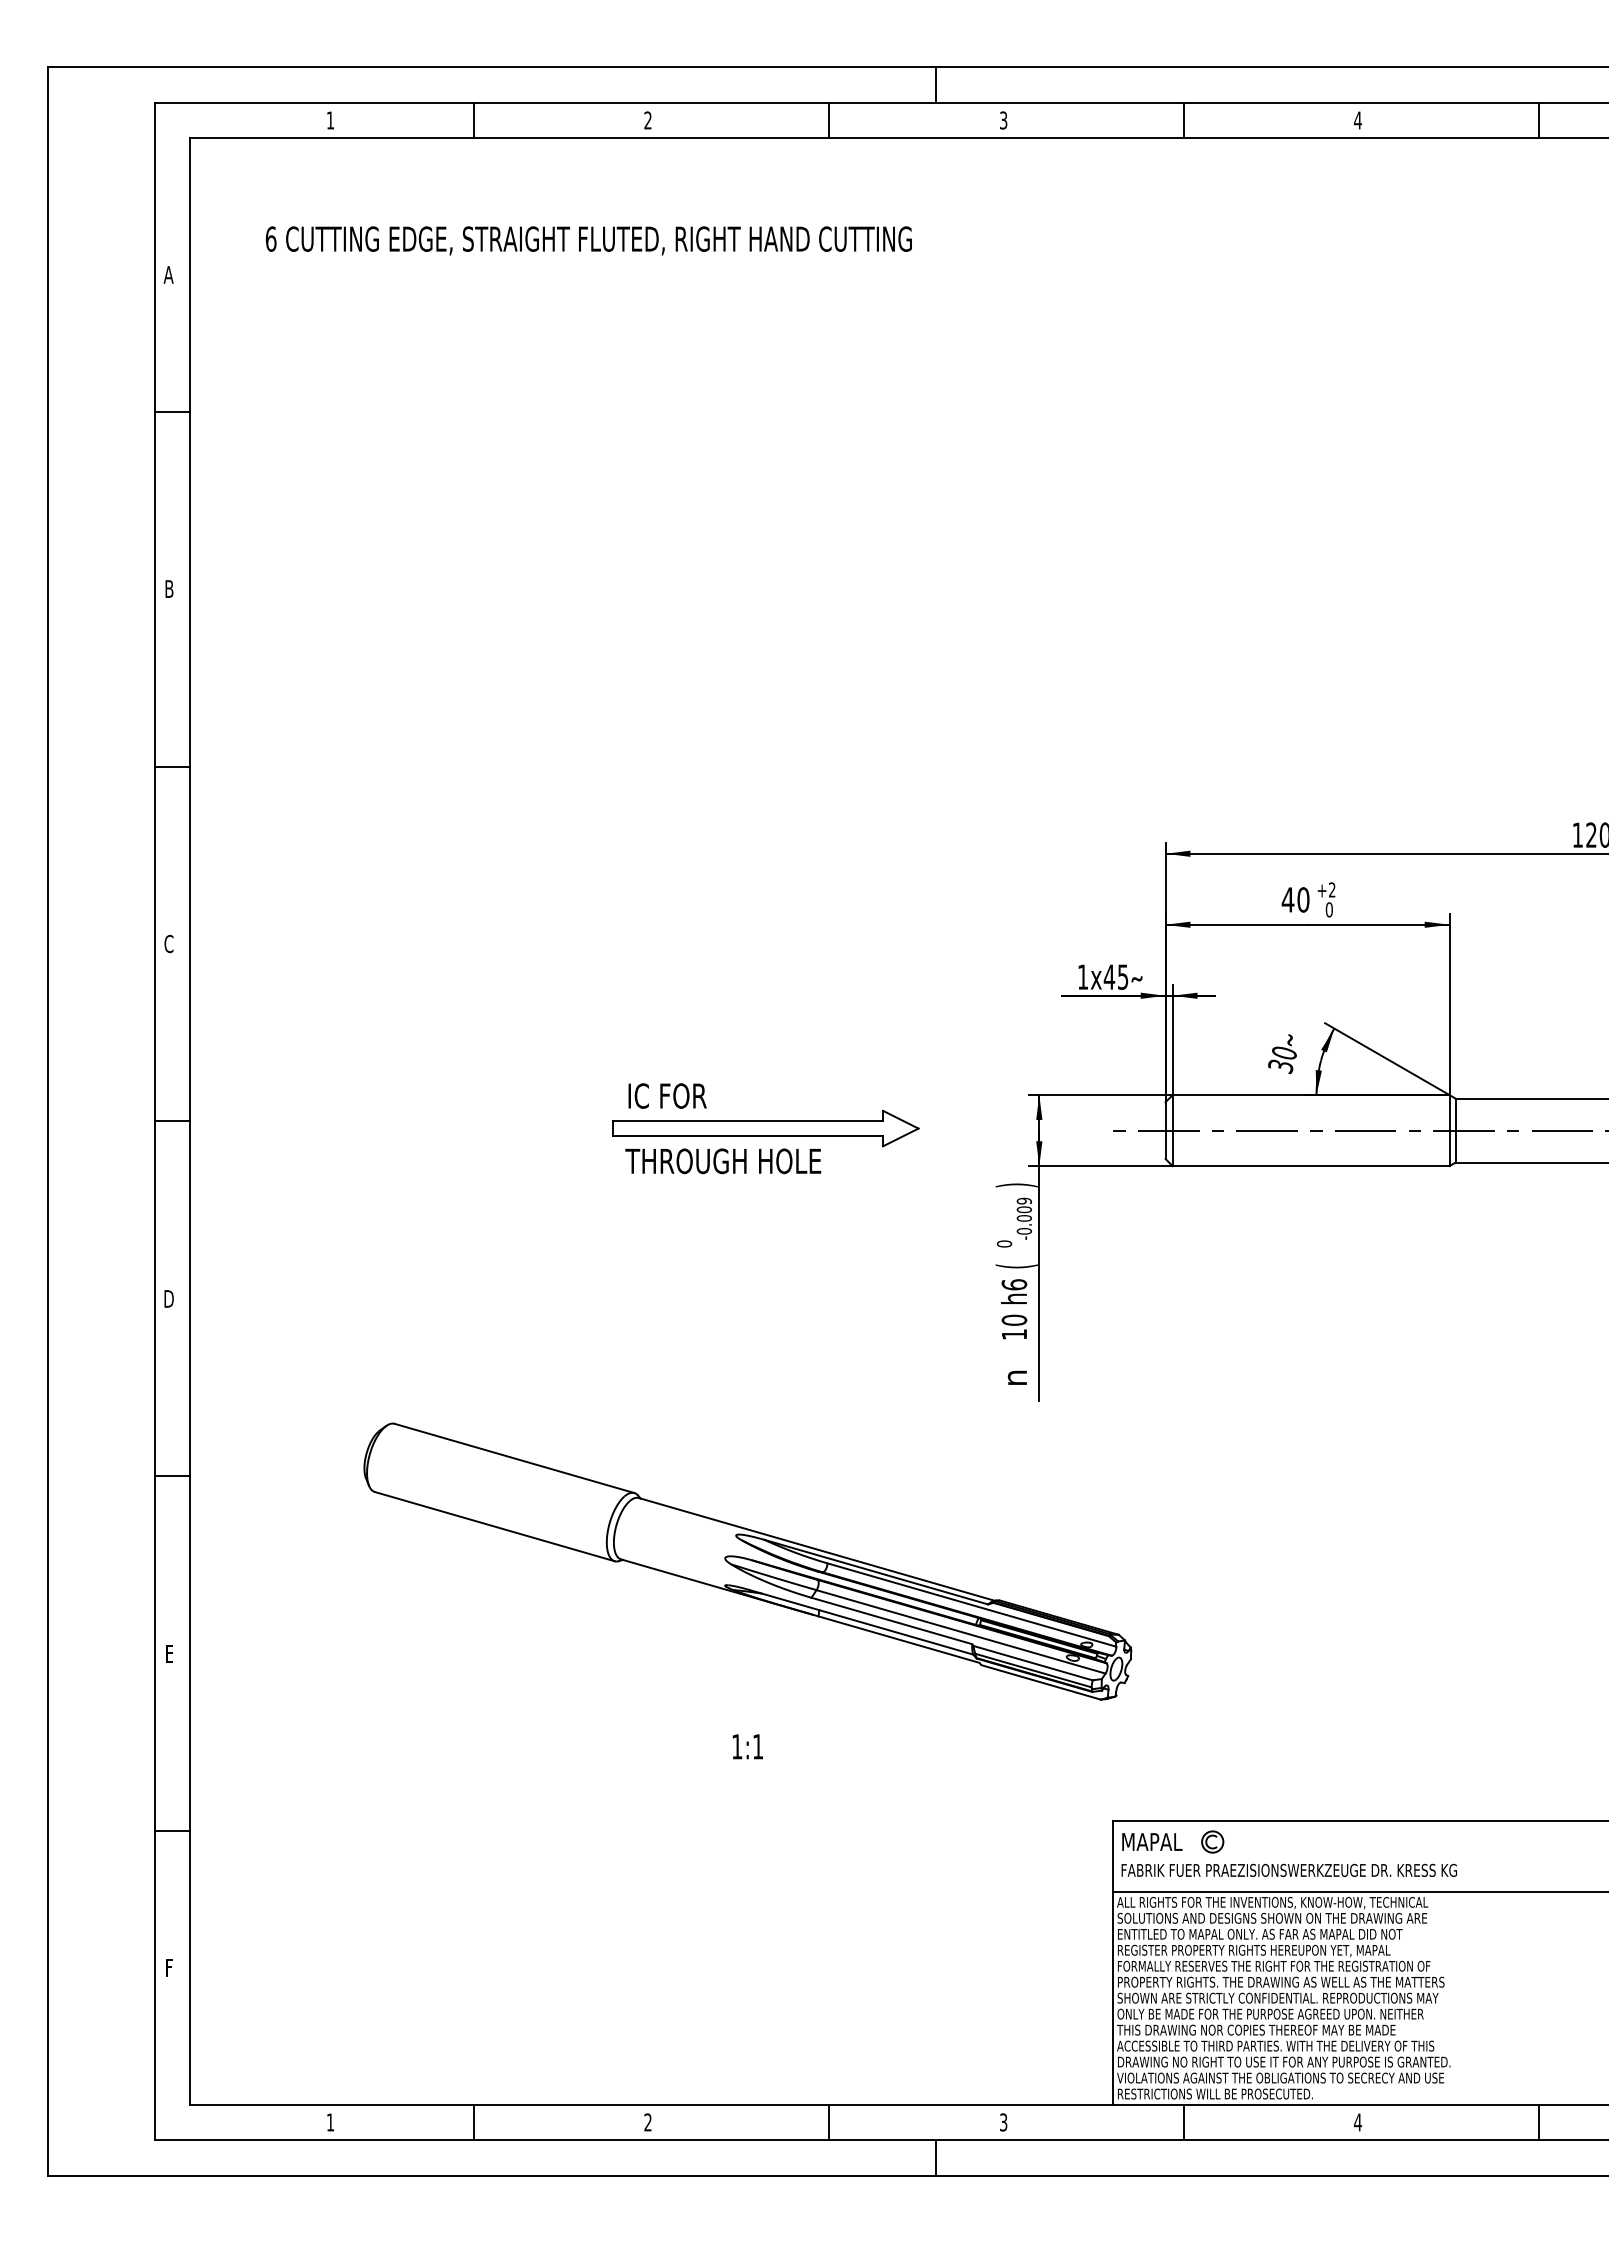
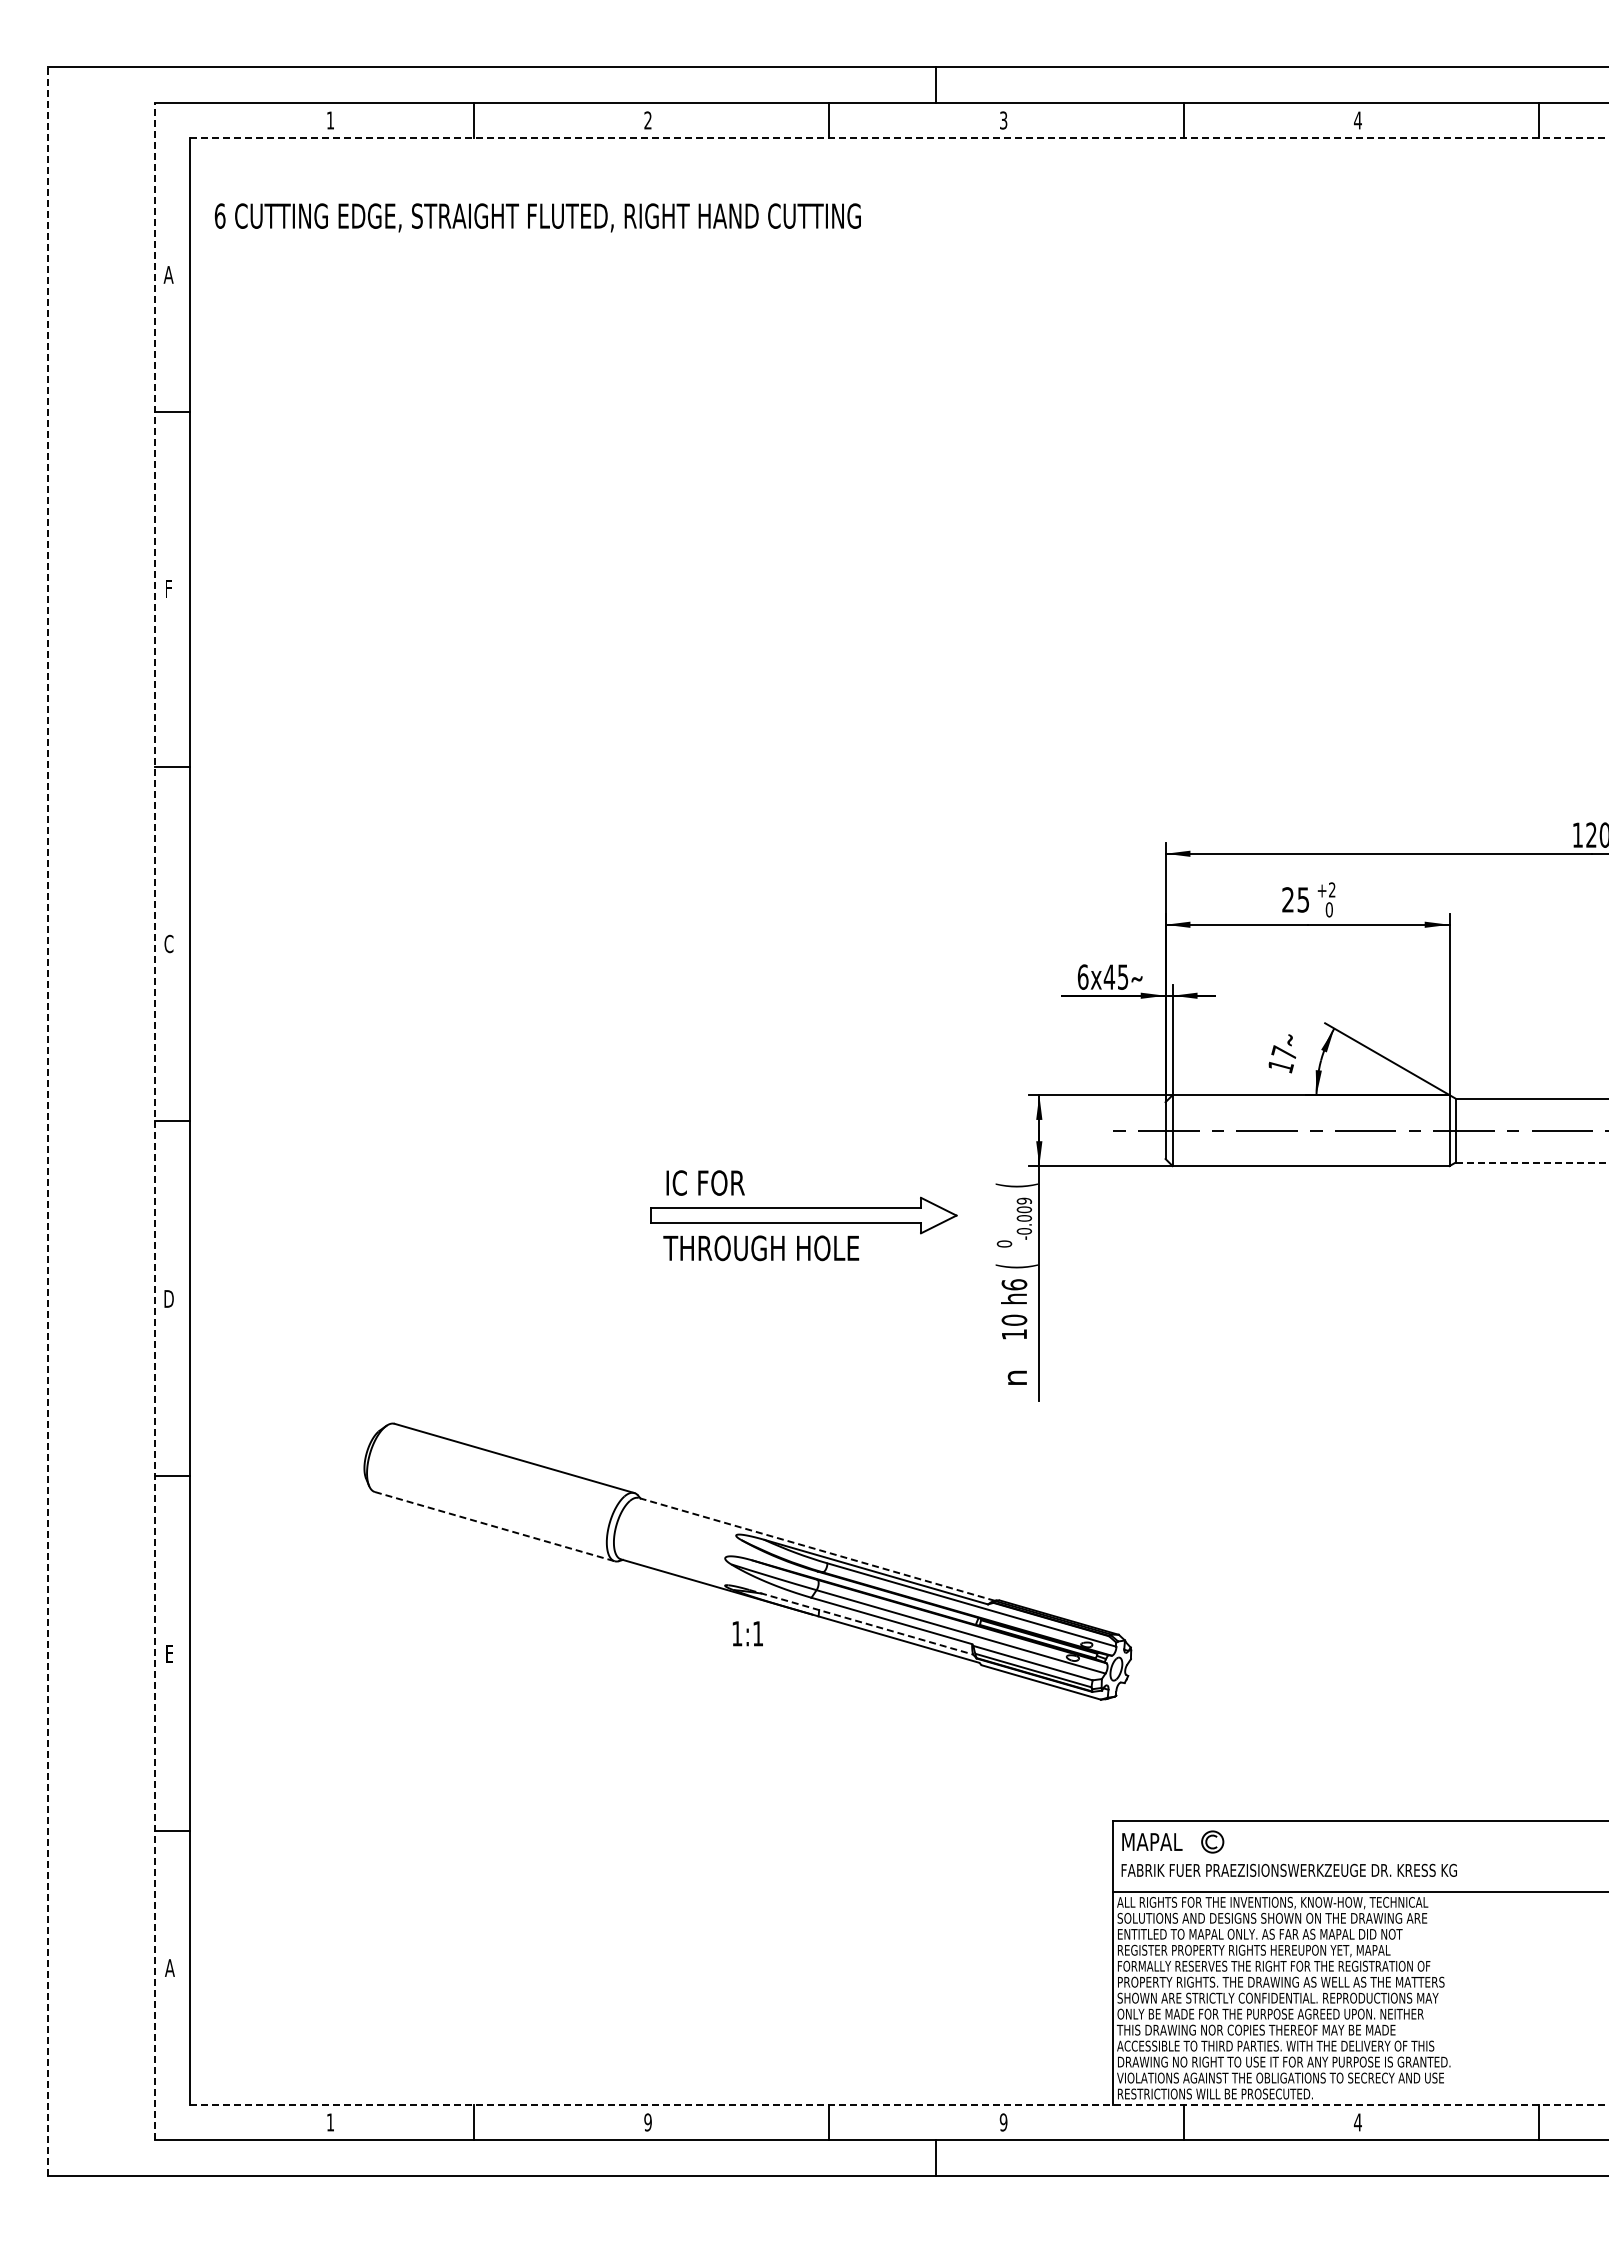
line: solid -> dashed (899, 138)
text position: (588, 240) -> (537, 217) (537, 217)
text: B -> F (169, 588)
text: 40 -> 25 (1295, 899)
text: 1x45 -> 6x45 (1082, 976)
text: 30 -> 17 (1282, 1059)
line: solid -> dashed (48, 1121)
line: solid -> dashed (154, 1121)
part position: (765, 1128) -> (803, 1215) (803, 1215)
line: solid -> dashed (1532, 1162)
text: ) -> ( (1016, 1185)
line: solid -> dashed (494, 1526)
line: solid -> dashed (816, 1549)
line: solid -> dashed (861, 1622)
text position: (747, 1746) -> (747, 1633) (747, 1633)
text: F -> A (169, 1967)
line: solid -> dashed (899, 2104)
text: 2 -> 9 (647, 2122)
text: 3 -> 9 (1003, 2122)
